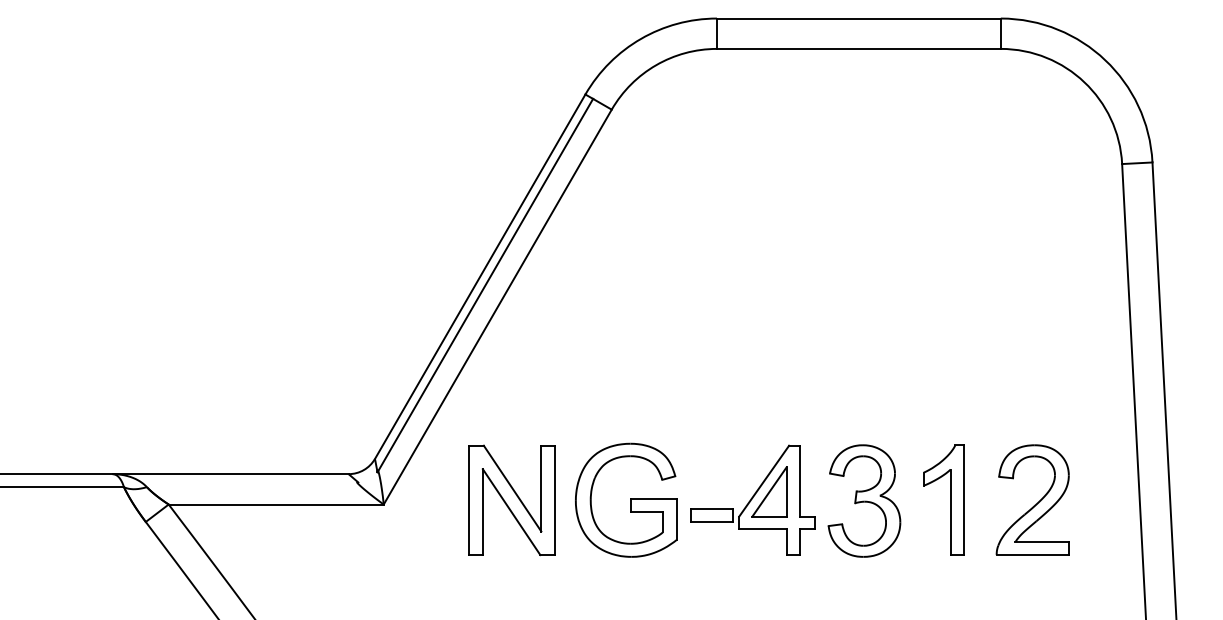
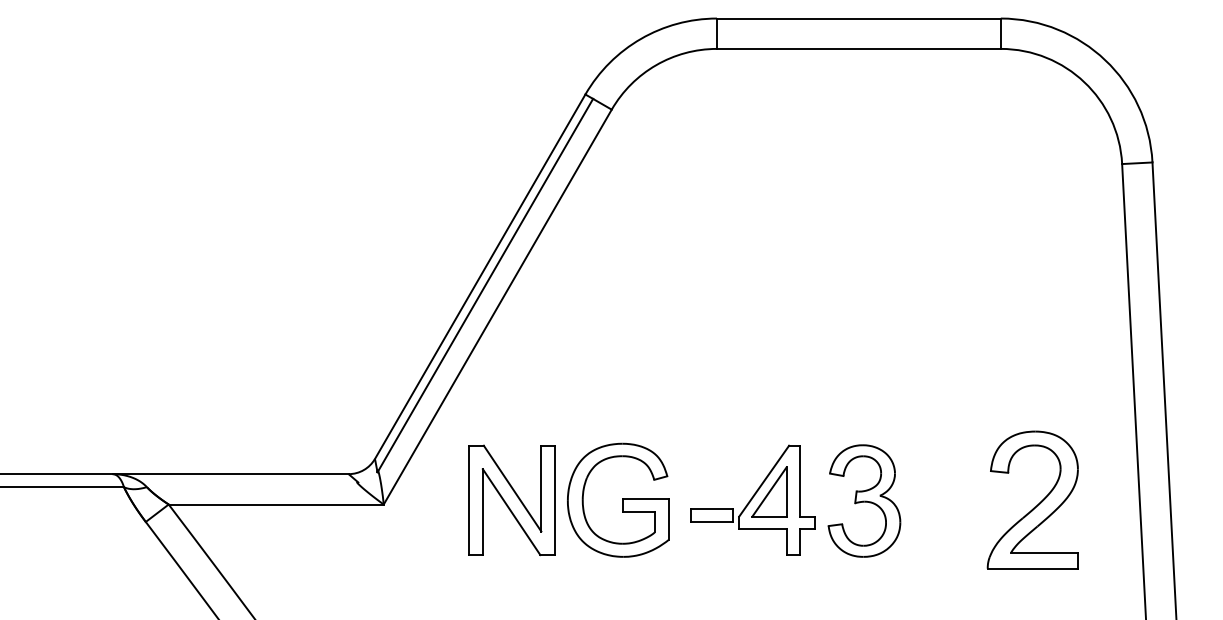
part position: (626, 499) -> (618, 499) (618, 499)
part: present -> none (950, 499)
part size: 75x112 px -> 93x140 px (1032, 499)
